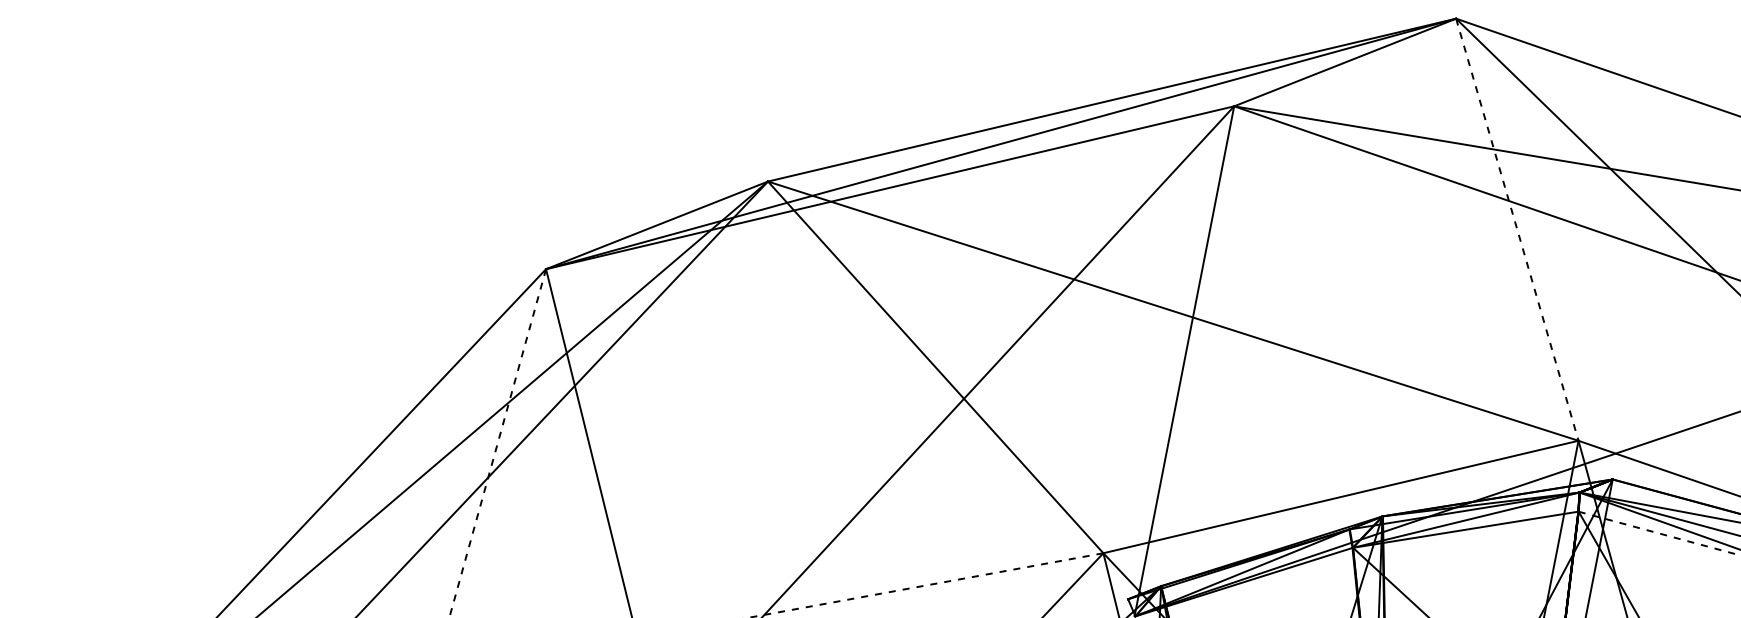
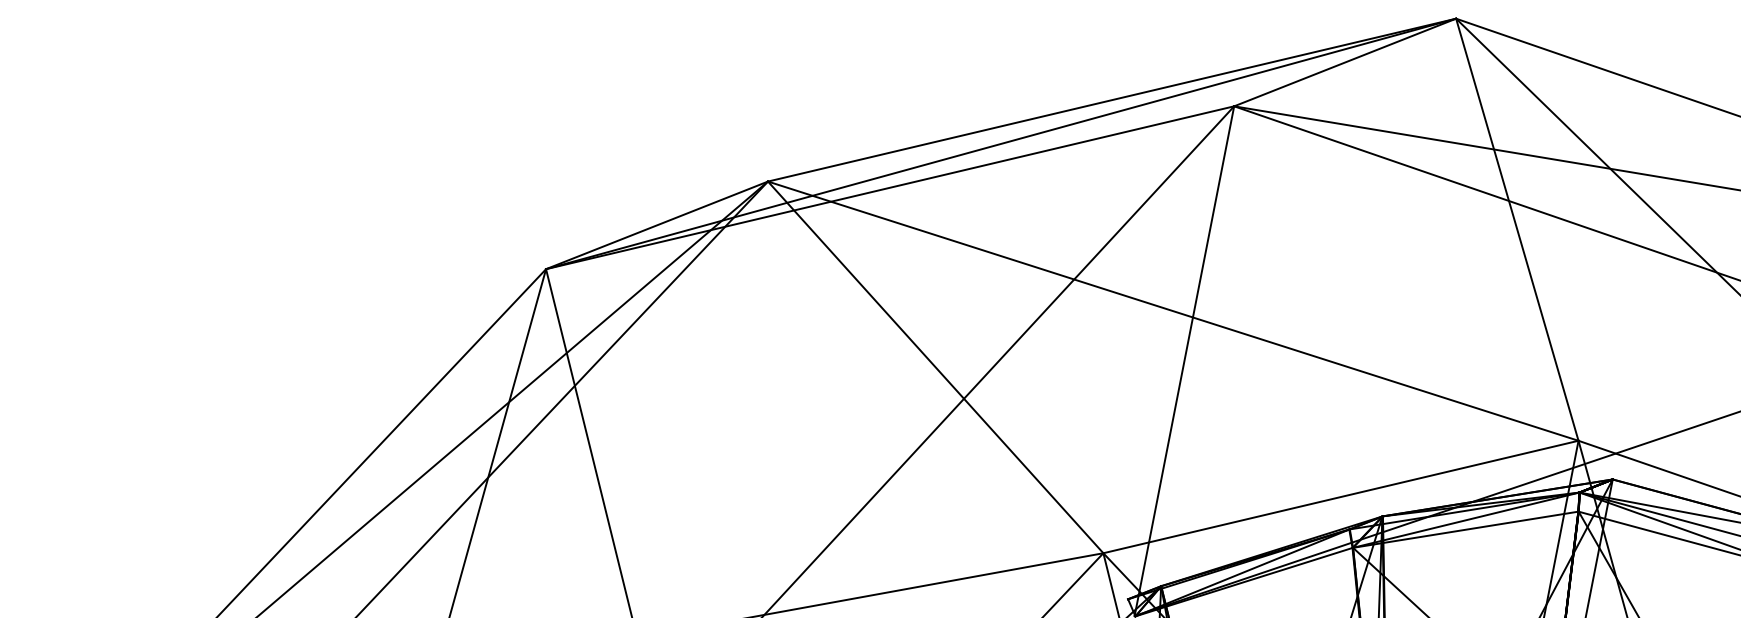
line: dashed -> solid (1517, 229)
line: dashed -> solid (497, 443)
line: dashed -> solid (1659, 533)
line: dashed -> solid (925, 585)
